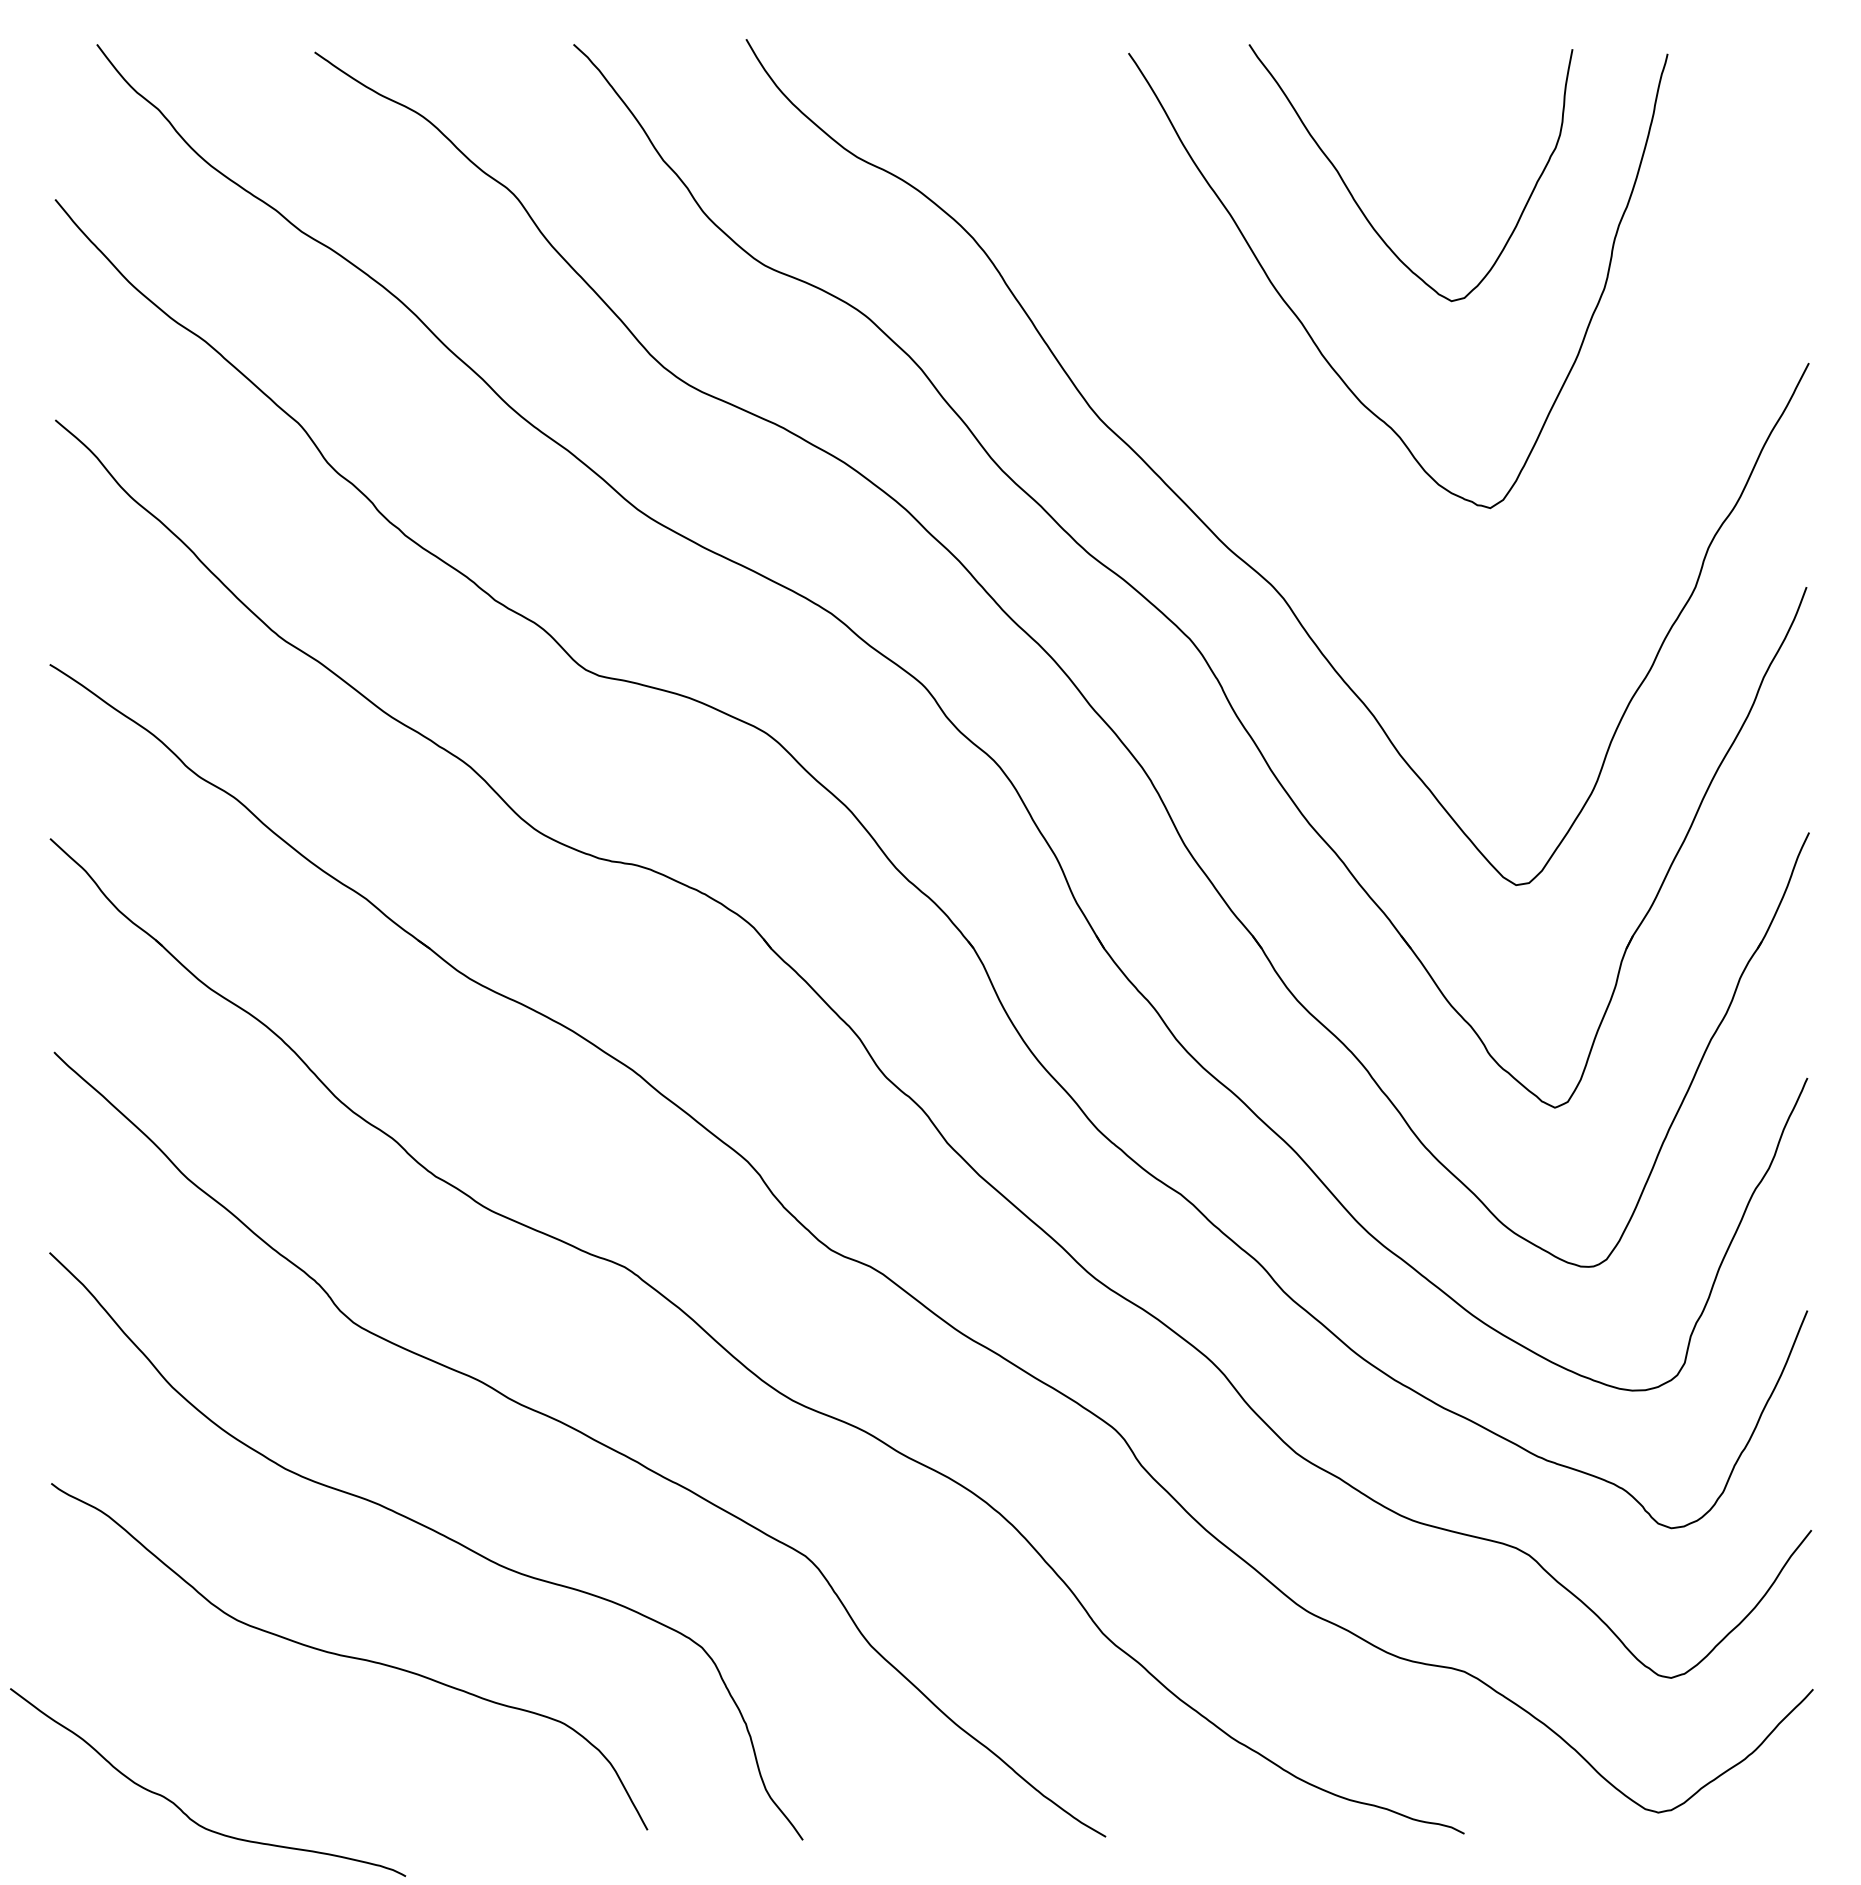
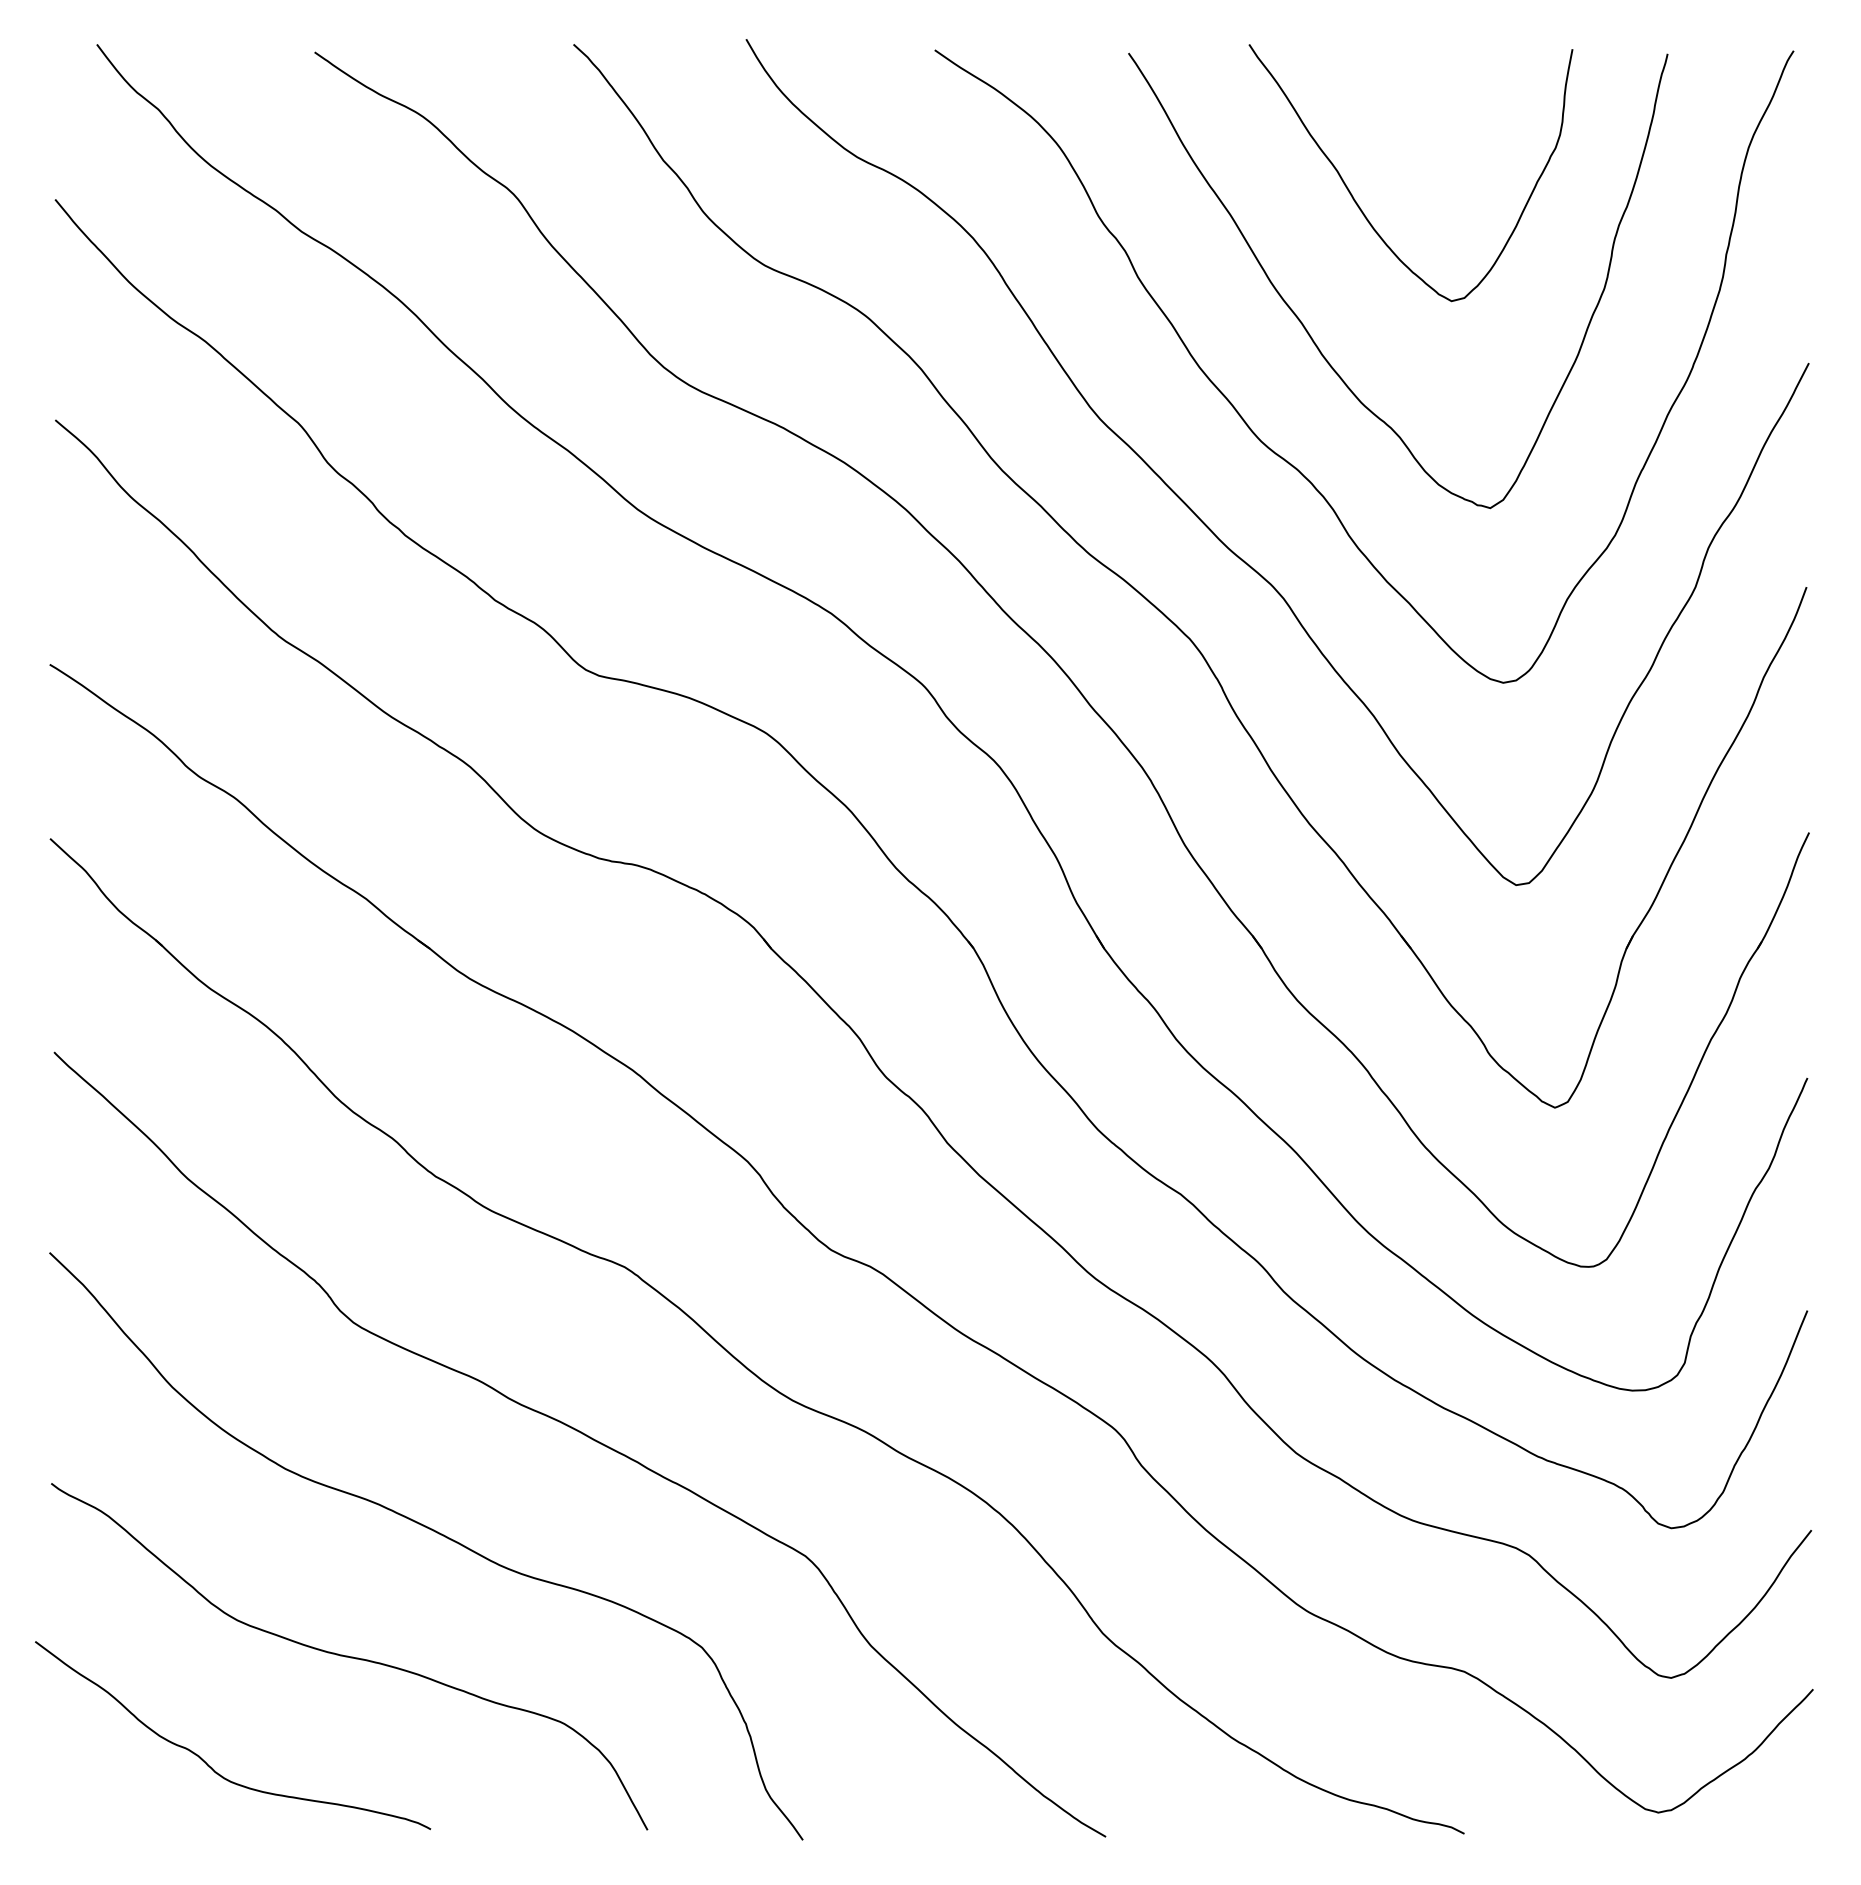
curve: none -> present (1291, 463)
curve position: (186, 1813) -> (211, 1766) (211, 1766)
